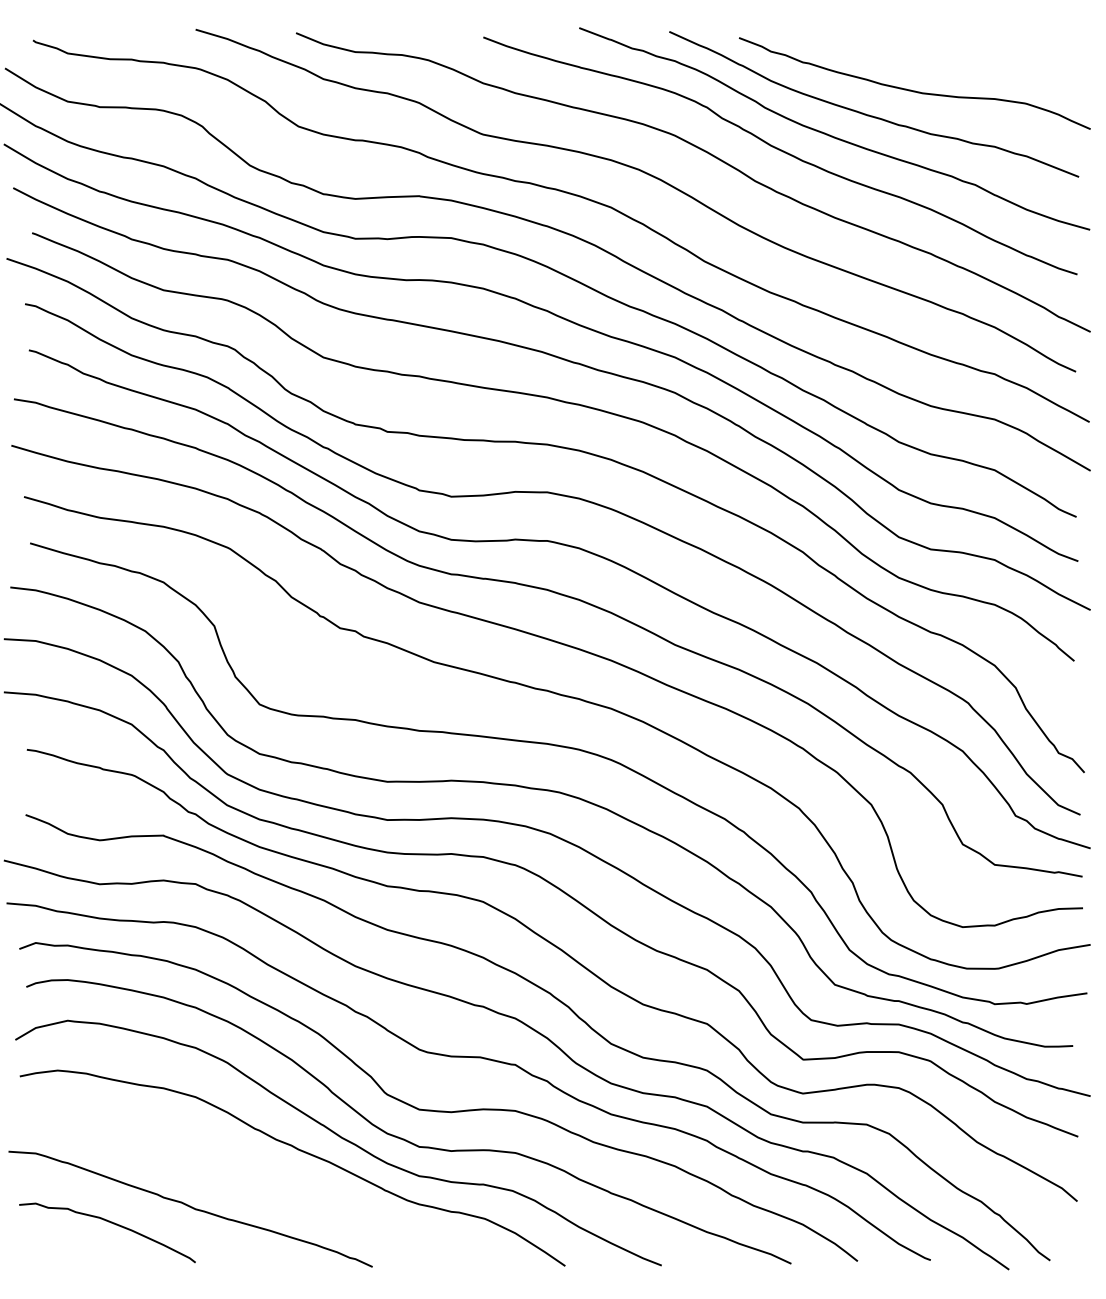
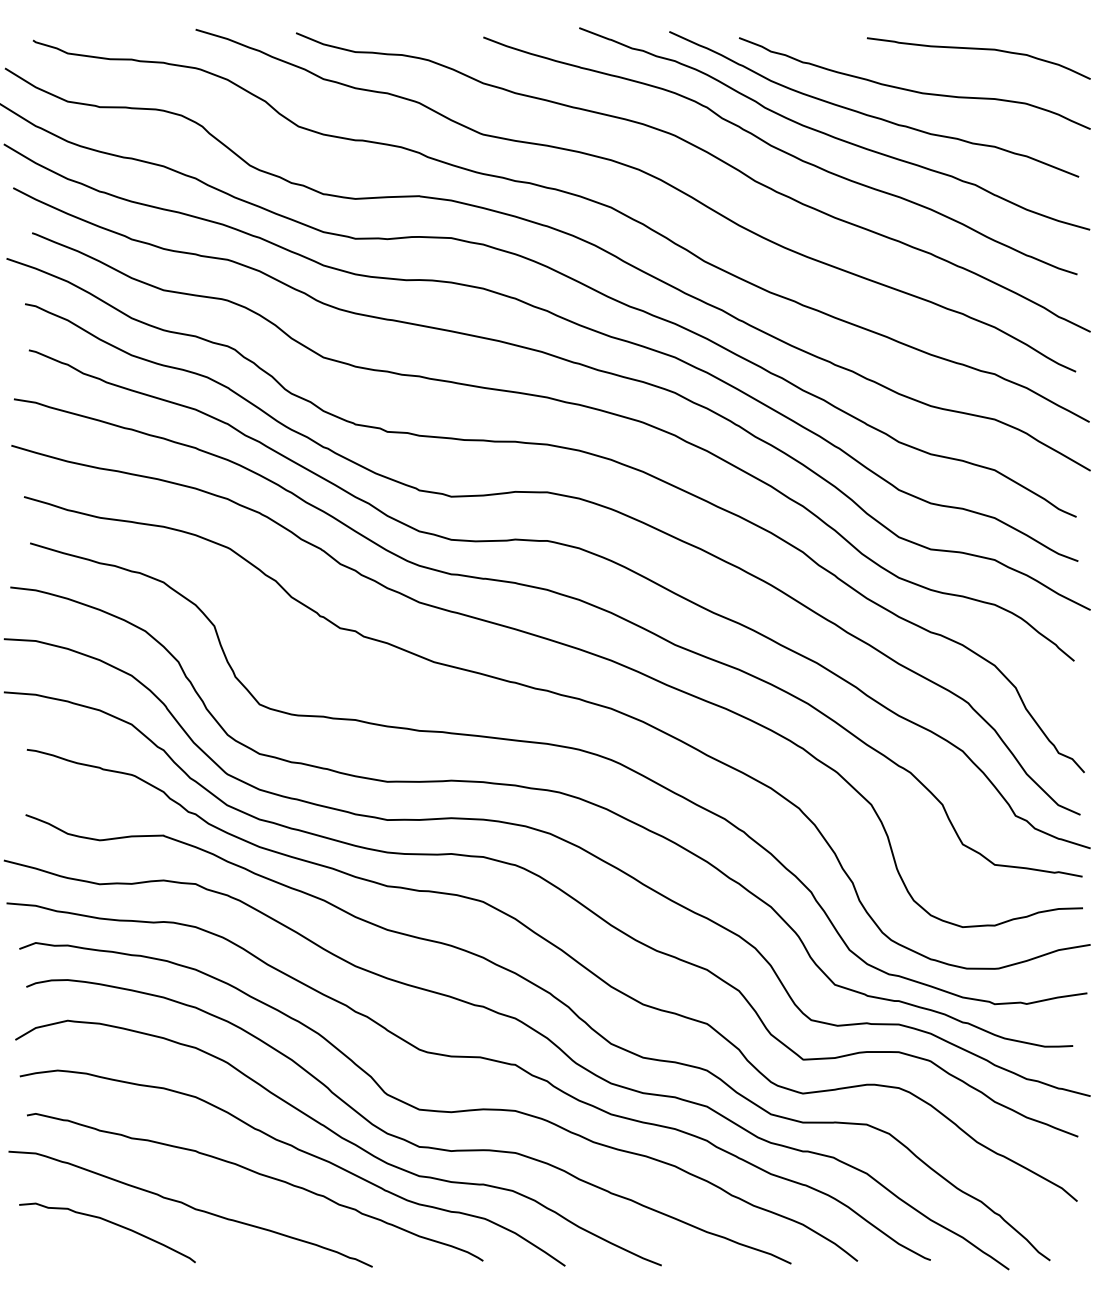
curve: none -> present (978, 49)
curve: none -> present (260, 1175)
